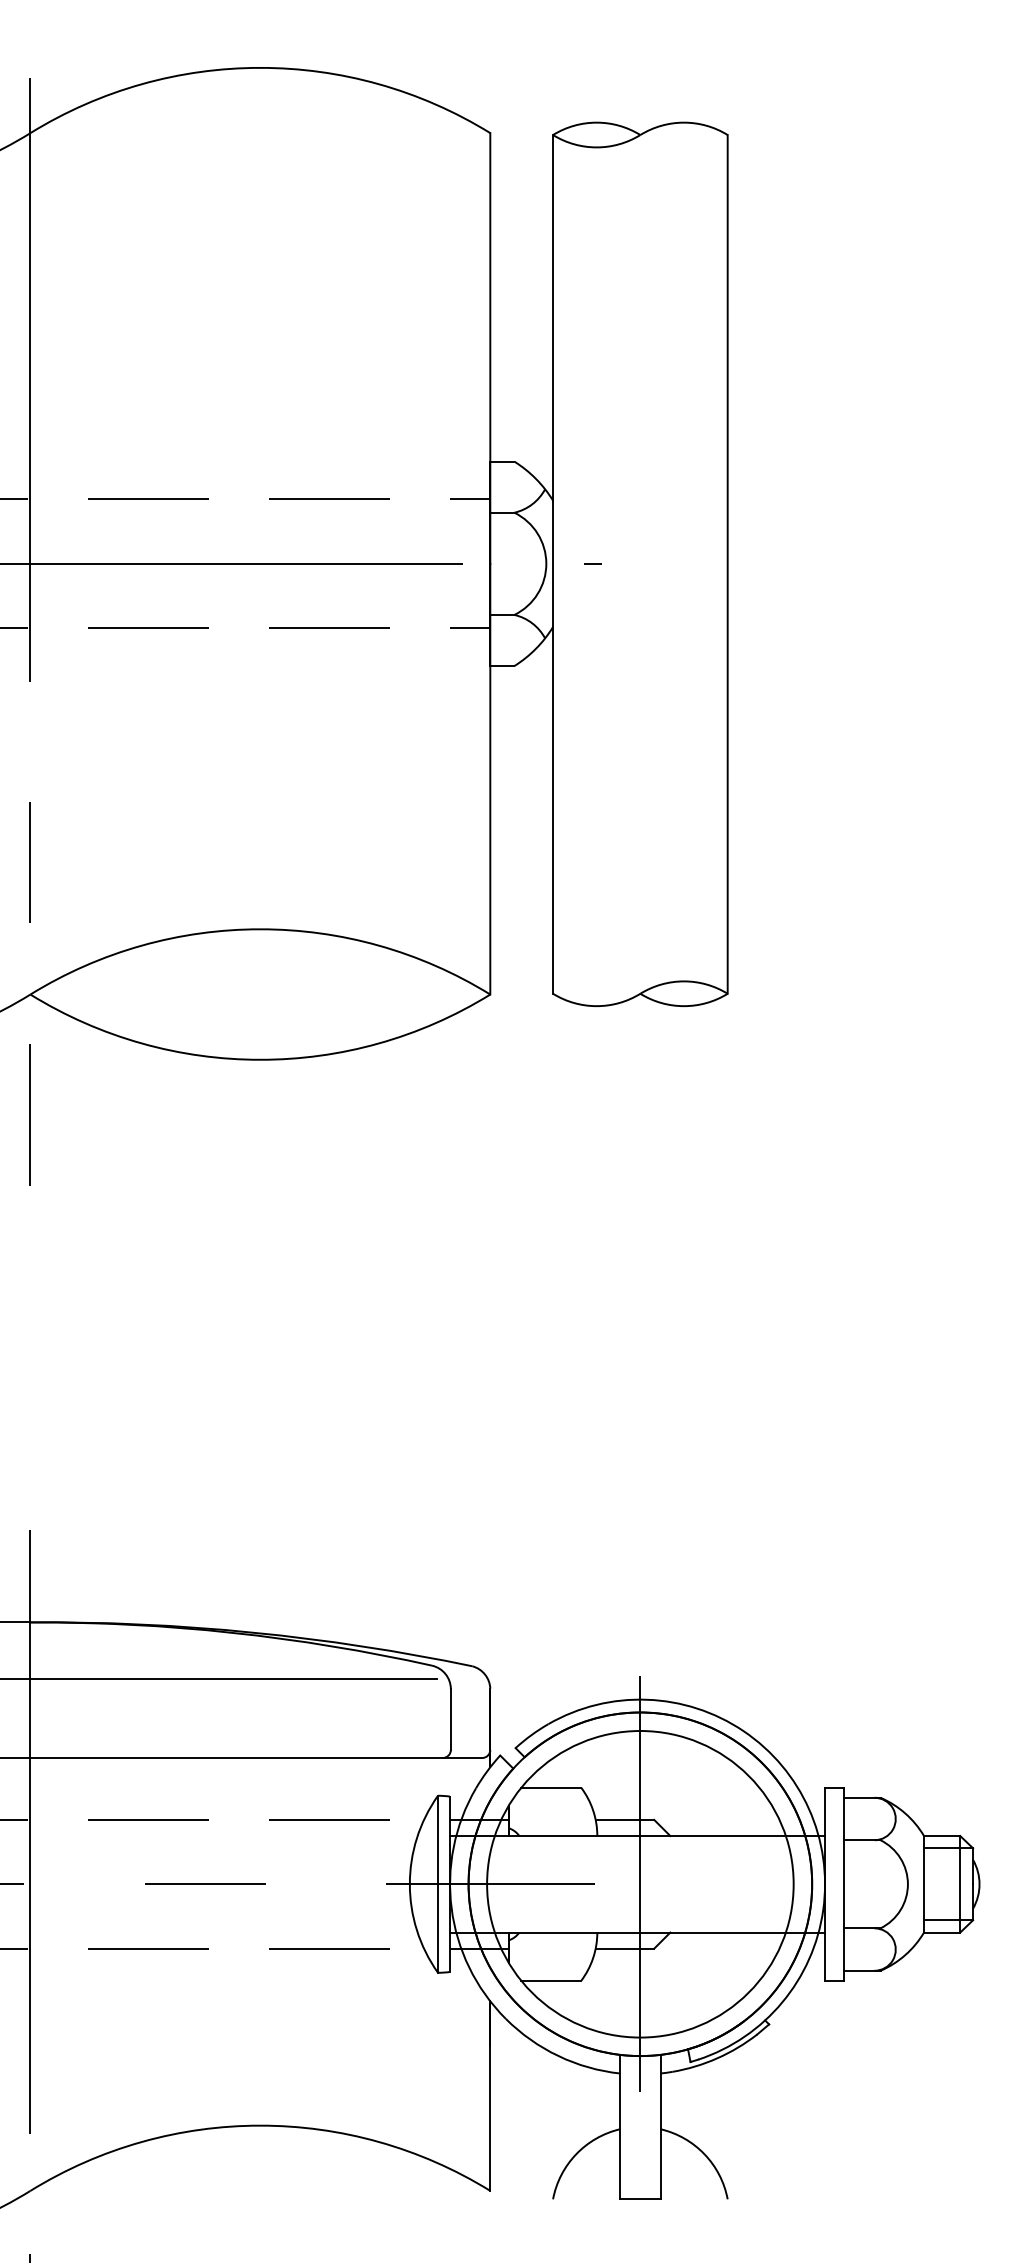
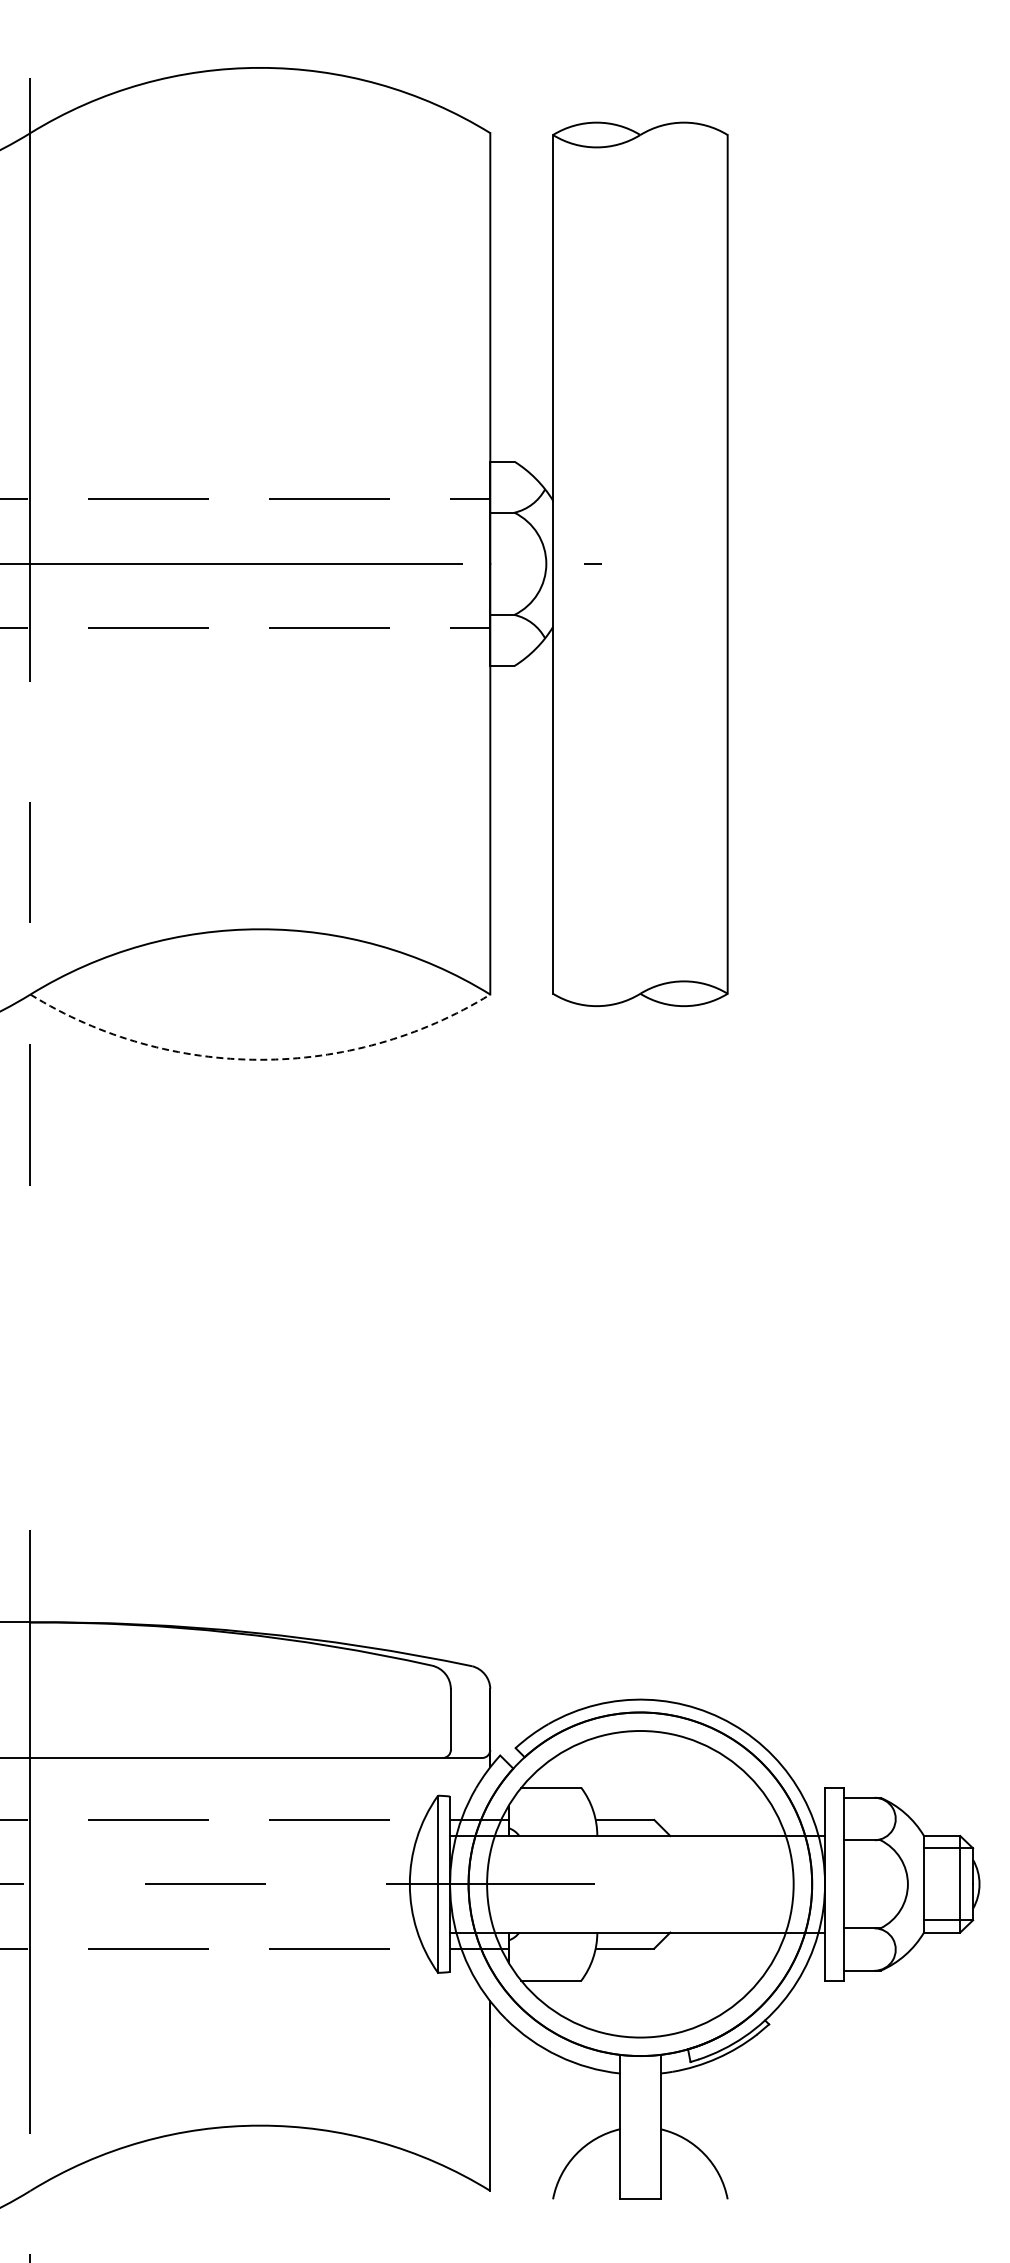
arc: solid -> dashed (260, 1059)
line: present -> none (219, 1678)
line: present -> none (640, 1884)
